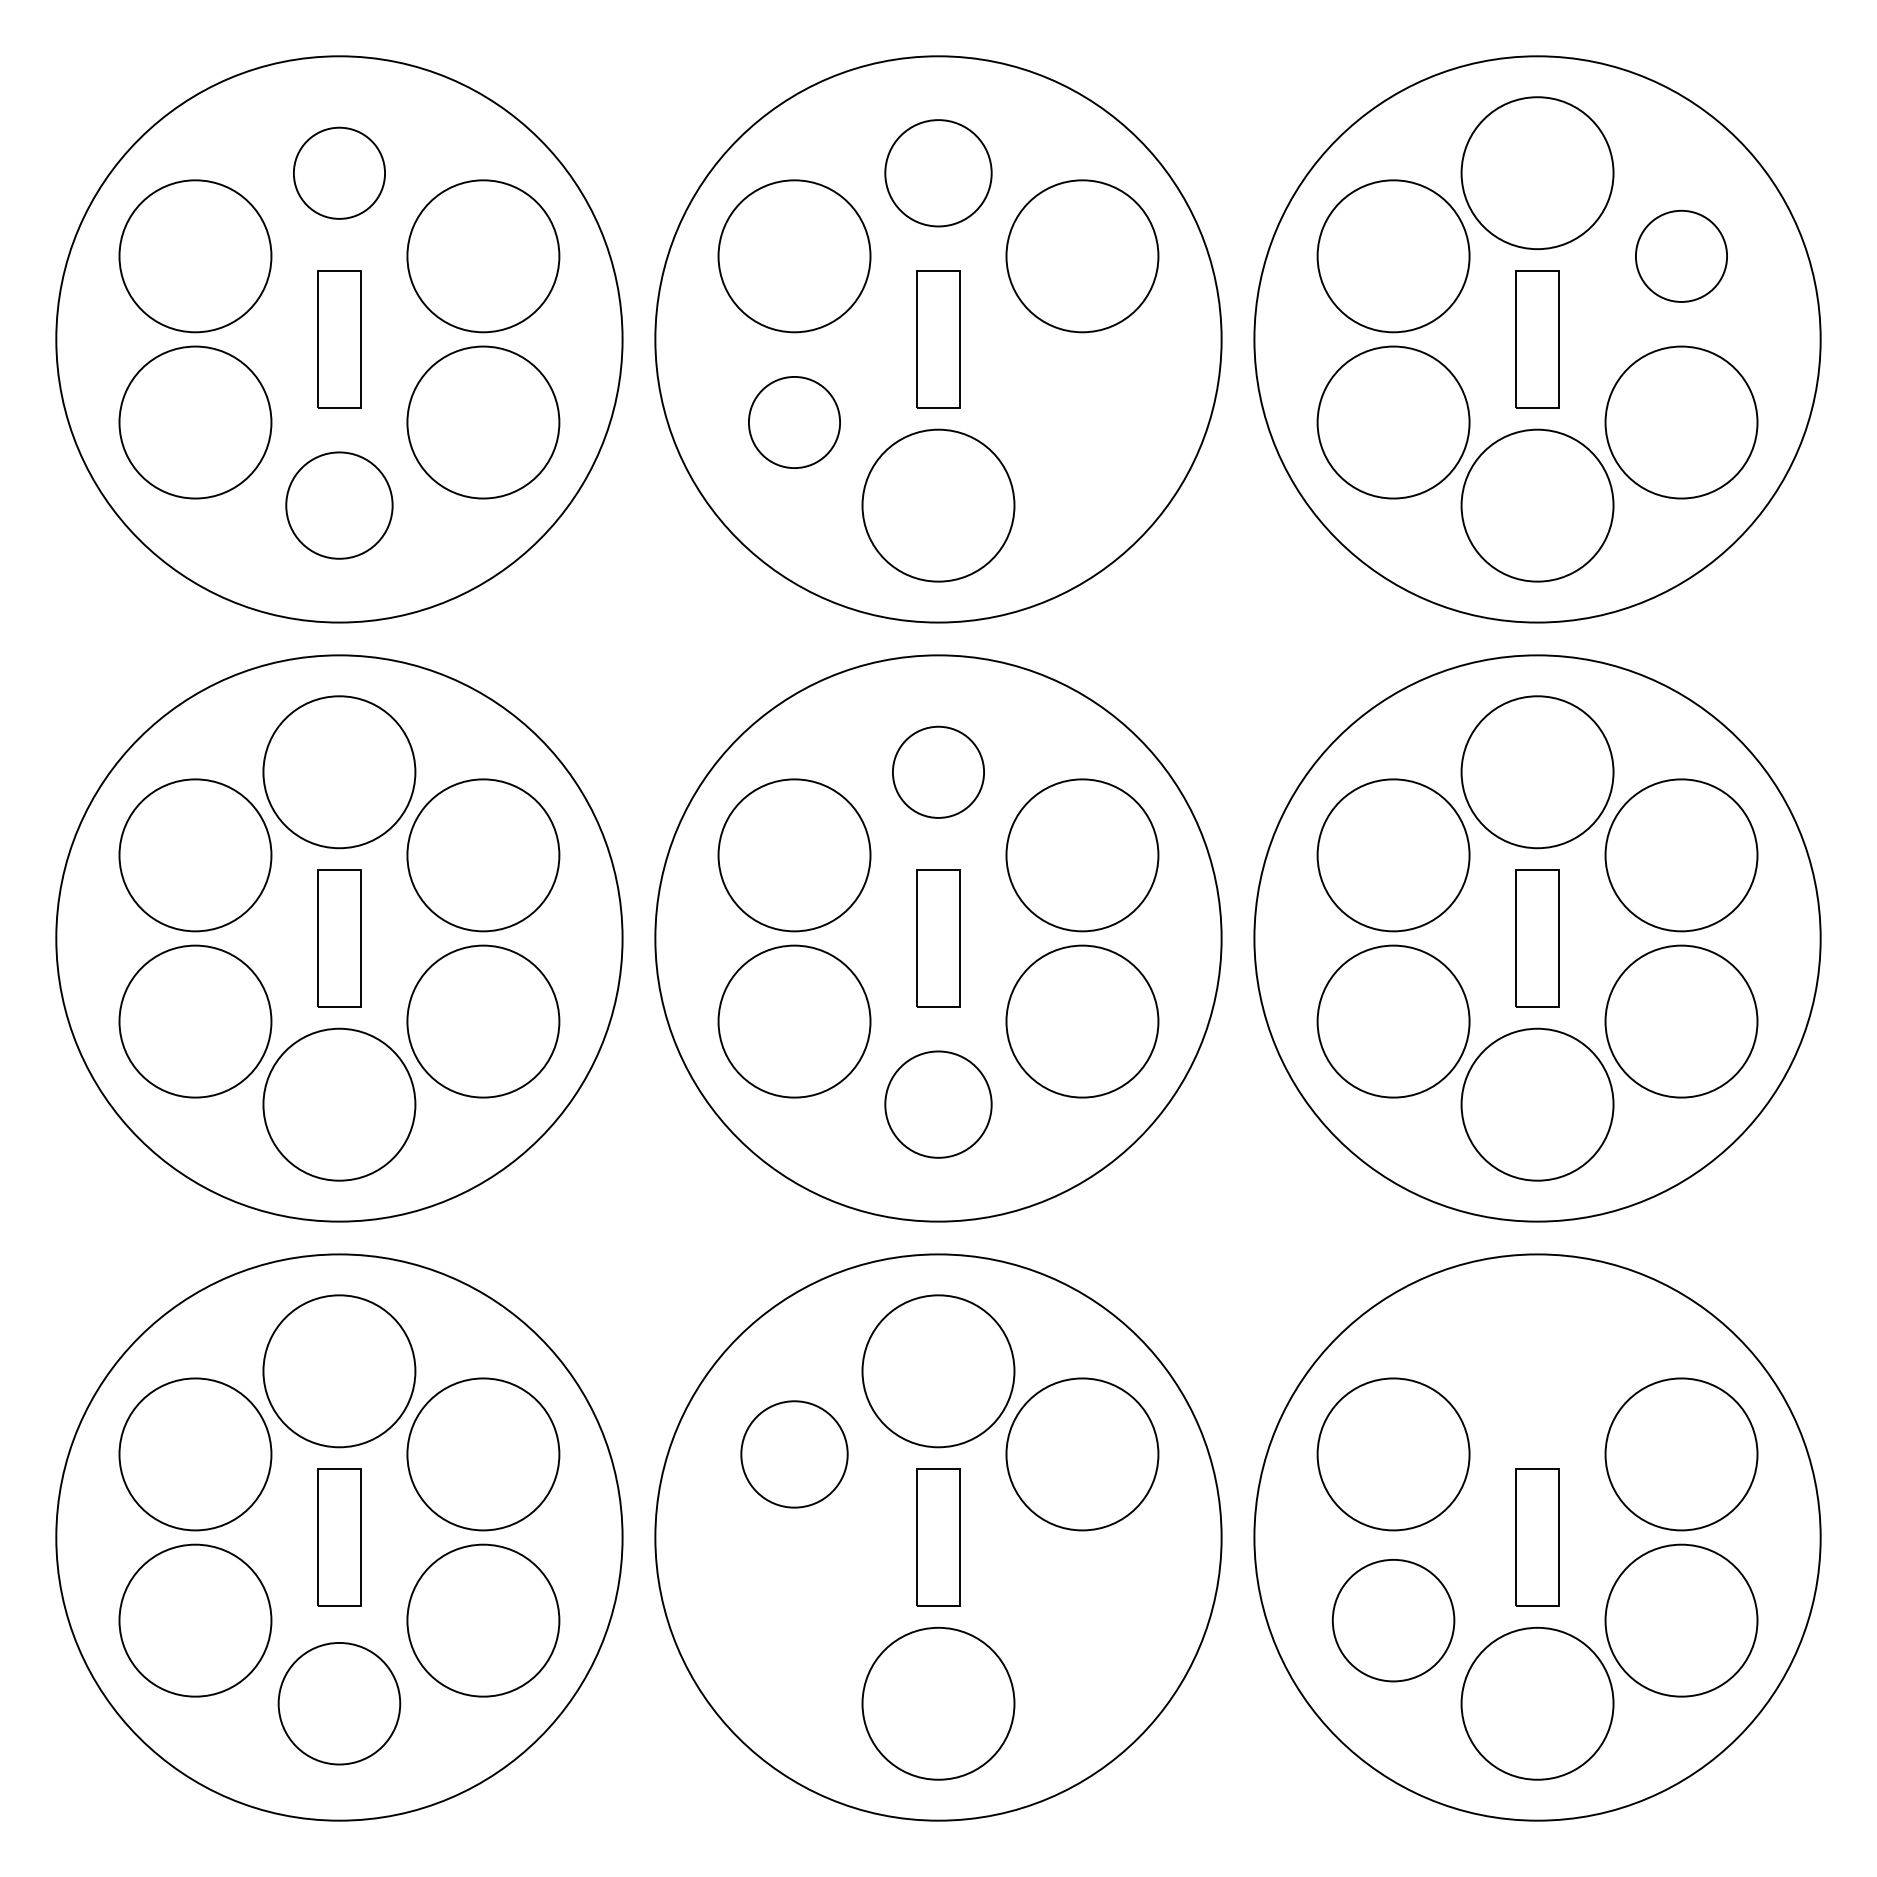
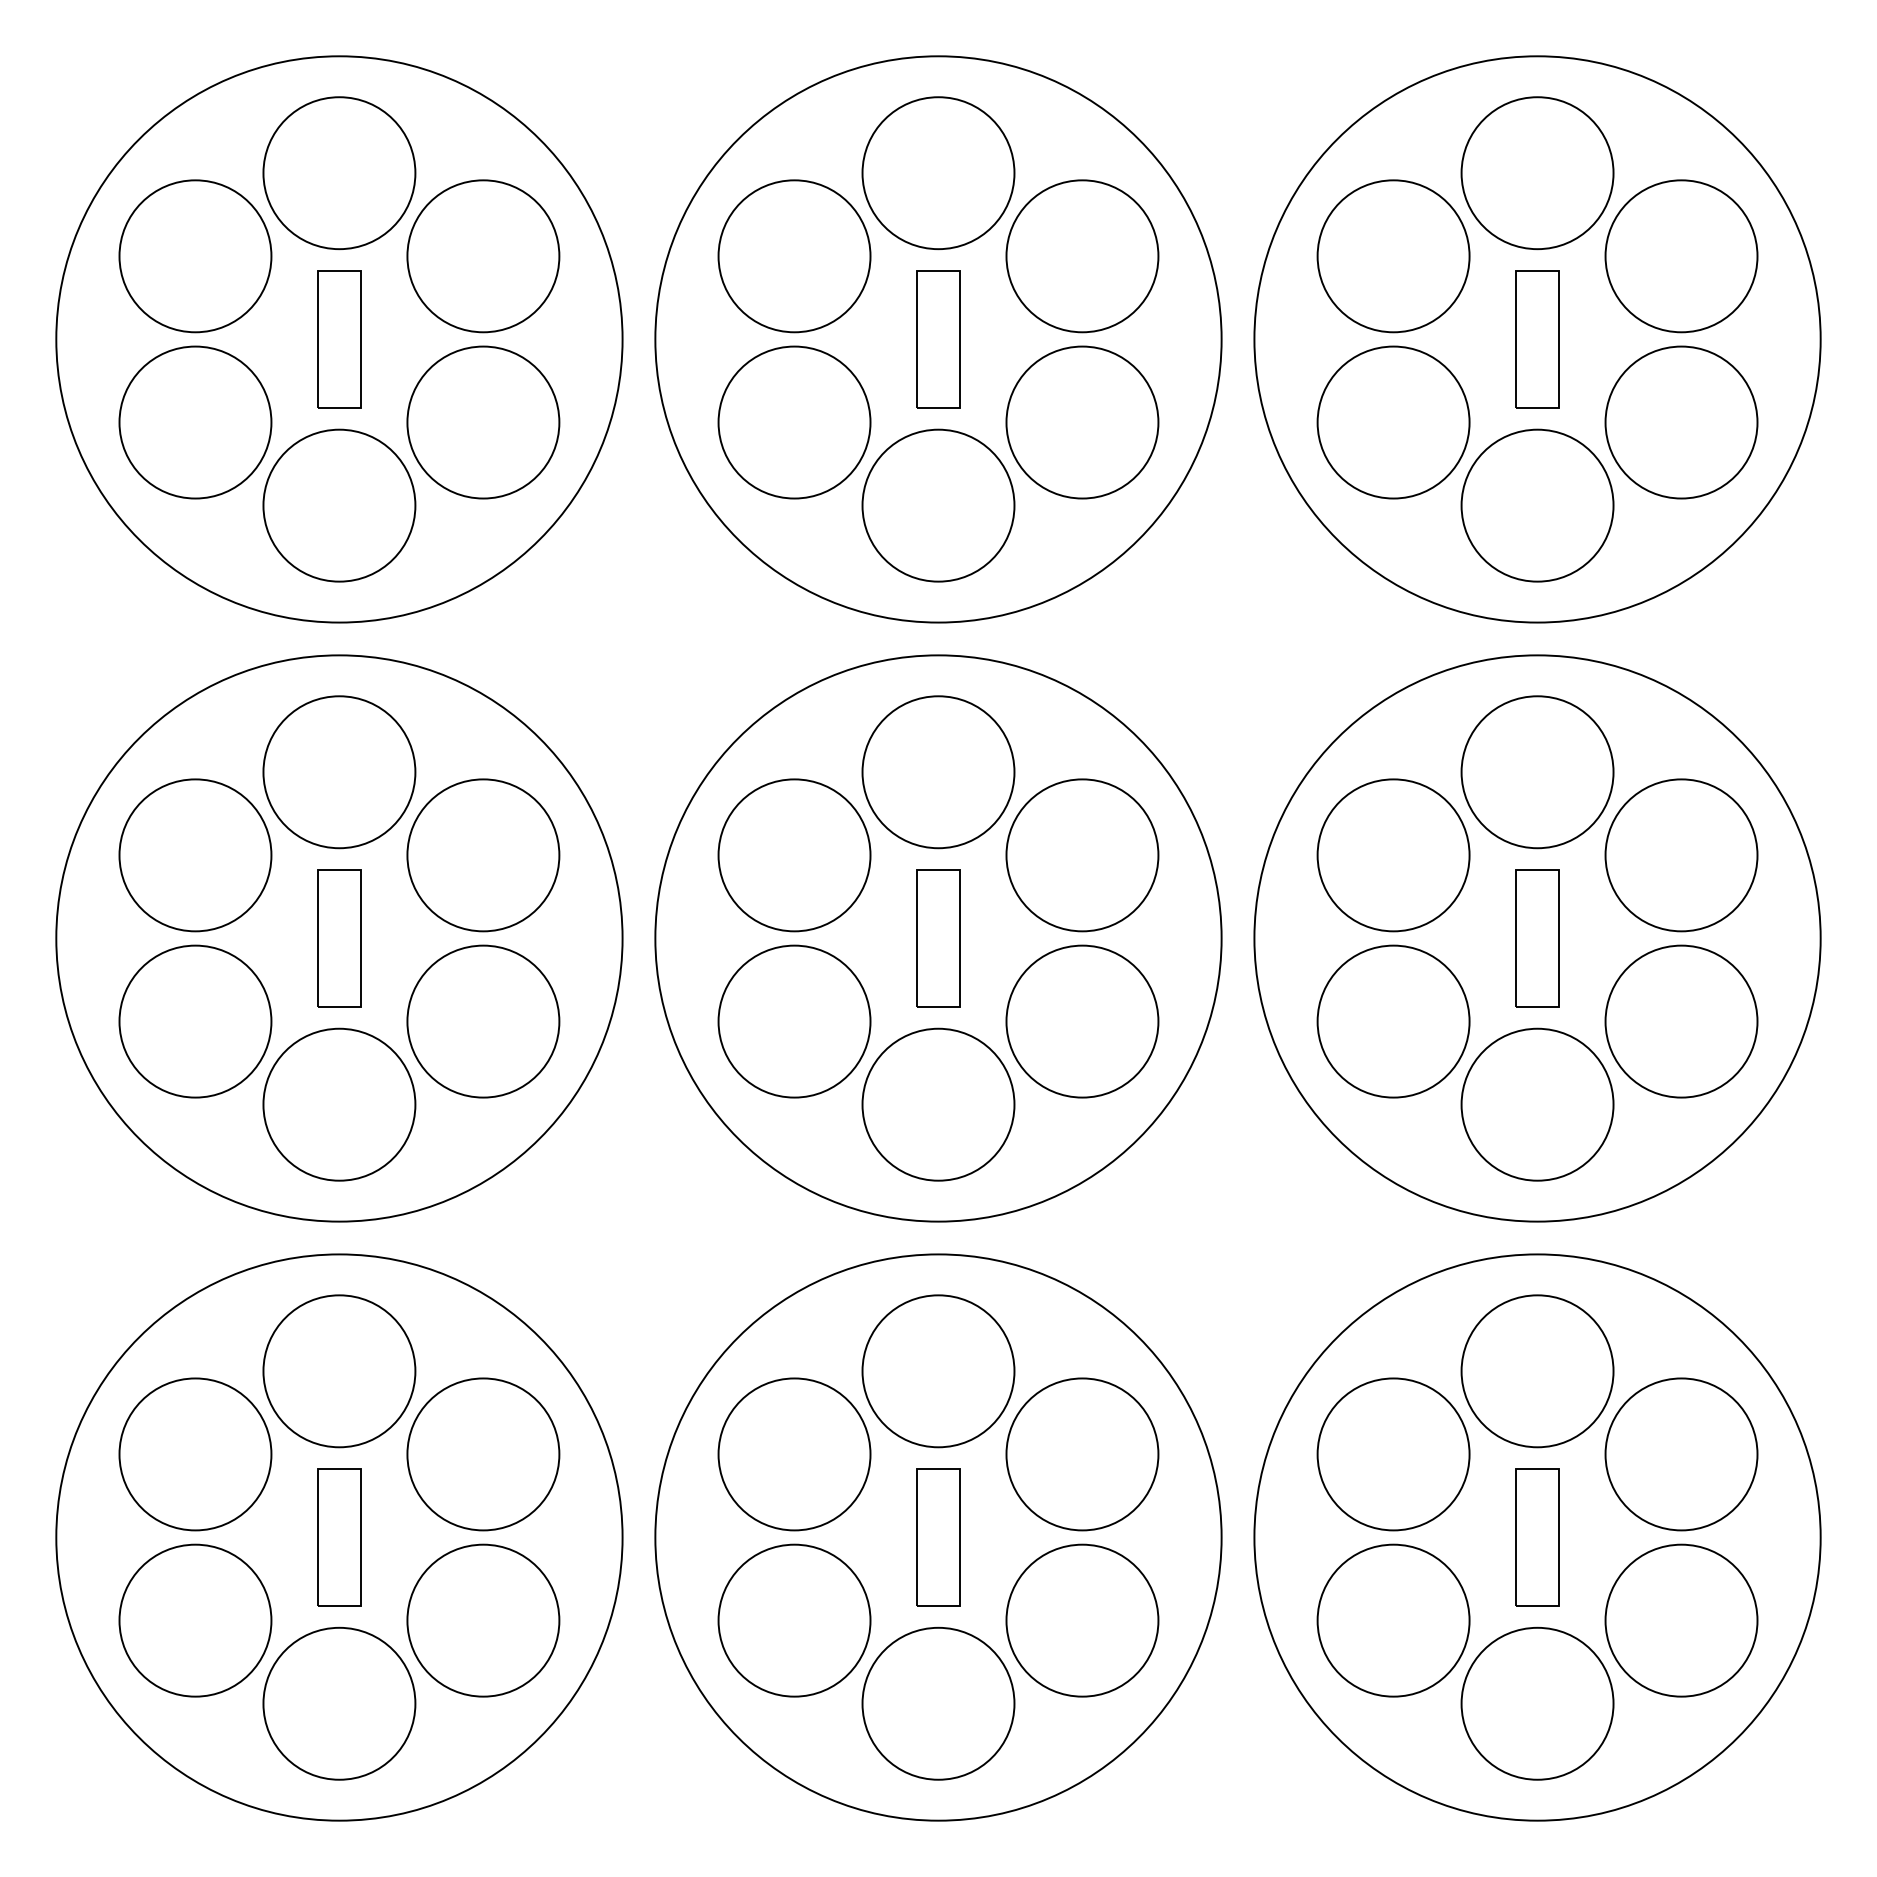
part size: 93x94 px -> 155x155 px (339, 173)
part size: 109x109 px -> 155x155 px (938, 173)
part size: 93x94 px -> 155x155 px (1681, 256)
part size: 93x93 px -> 155x155 px (794, 422)
part: none -> present (1082, 422)
part size: 109x109 px -> 155x155 px (339, 505)
part size: 93x94 px -> 155x155 px (938, 772)
part size: 109x109 px -> 155x155 px (938, 1104)
part: none -> present (1537, 1371)
part size: 109x109 px -> 155x155 px (794, 1454)
part: none -> present (794, 1620)
part: none -> present (1082, 1620)
part size: 125x124 px -> 155x155 px (1393, 1620)
part size: 125x124 px -> 155x155 px (339, 1703)
